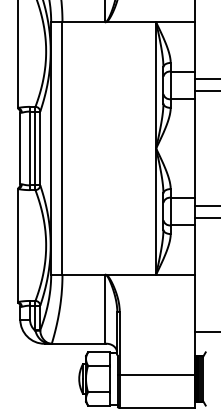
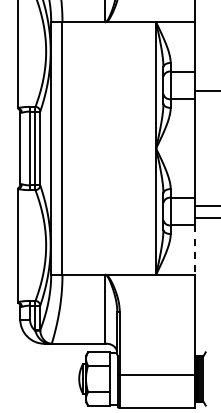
line: present -> none (205, 79)
line: solid -> dashed (194, 250)
line: present -> none (205, 331)
